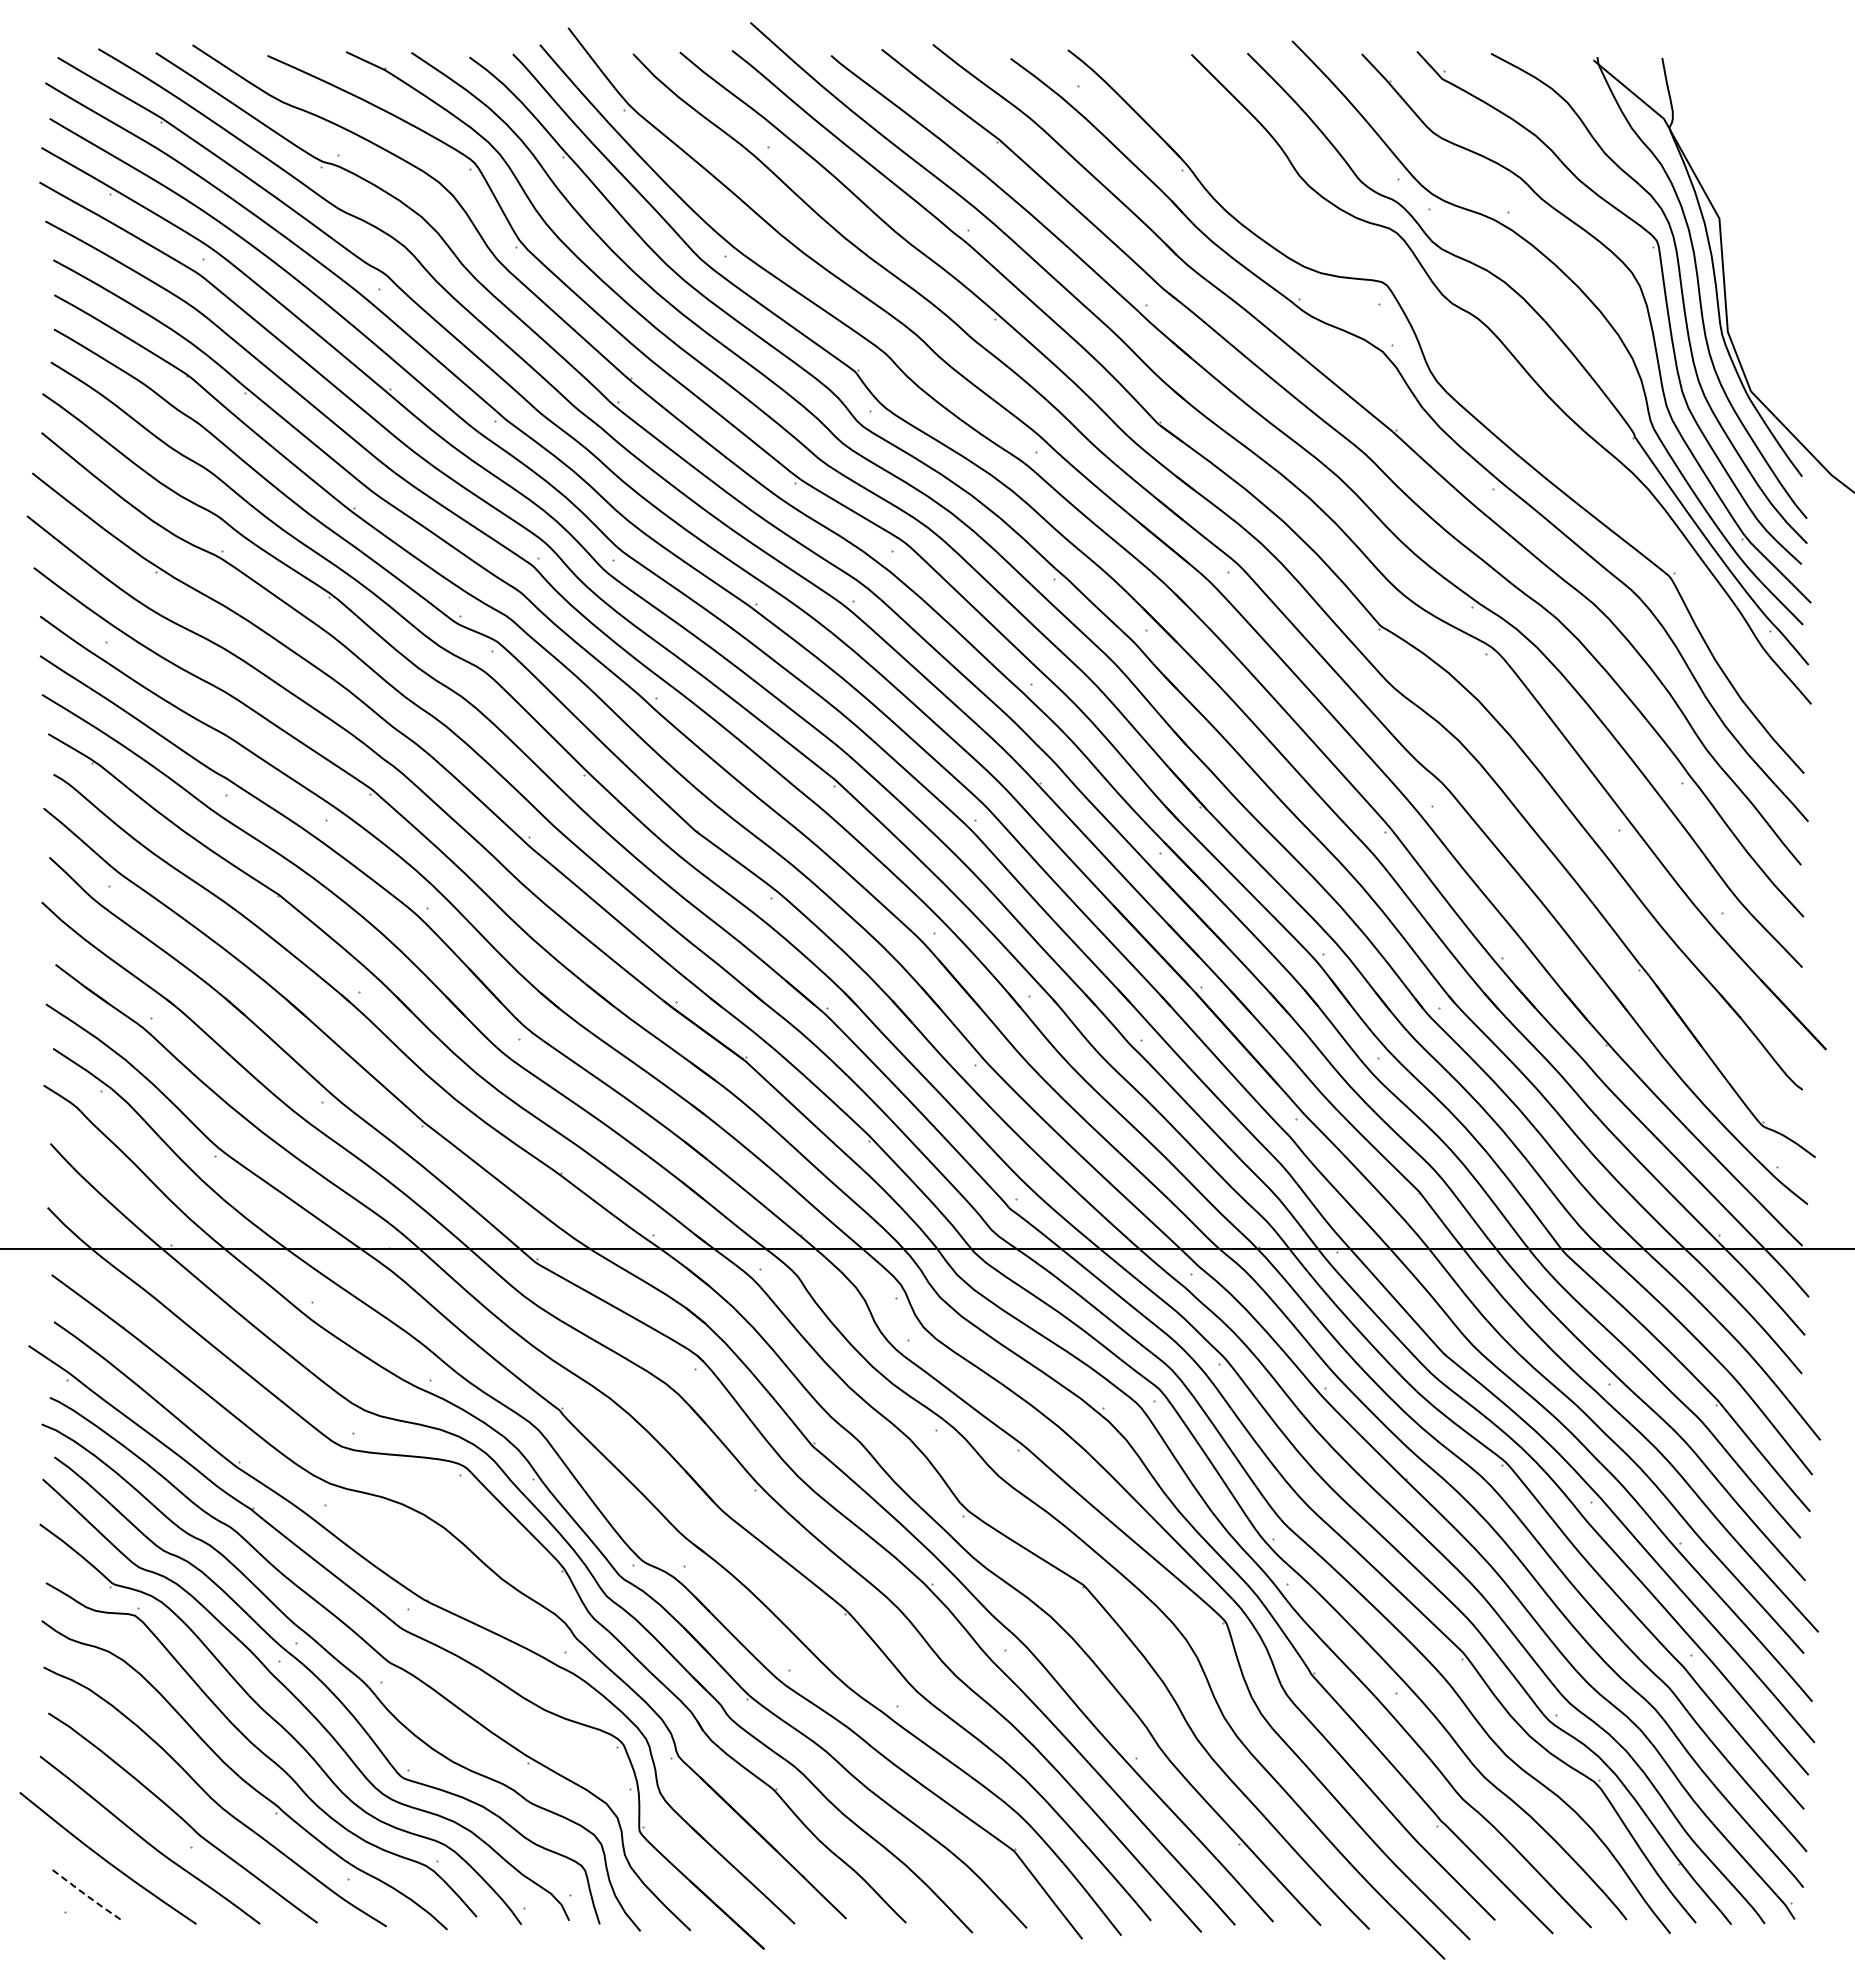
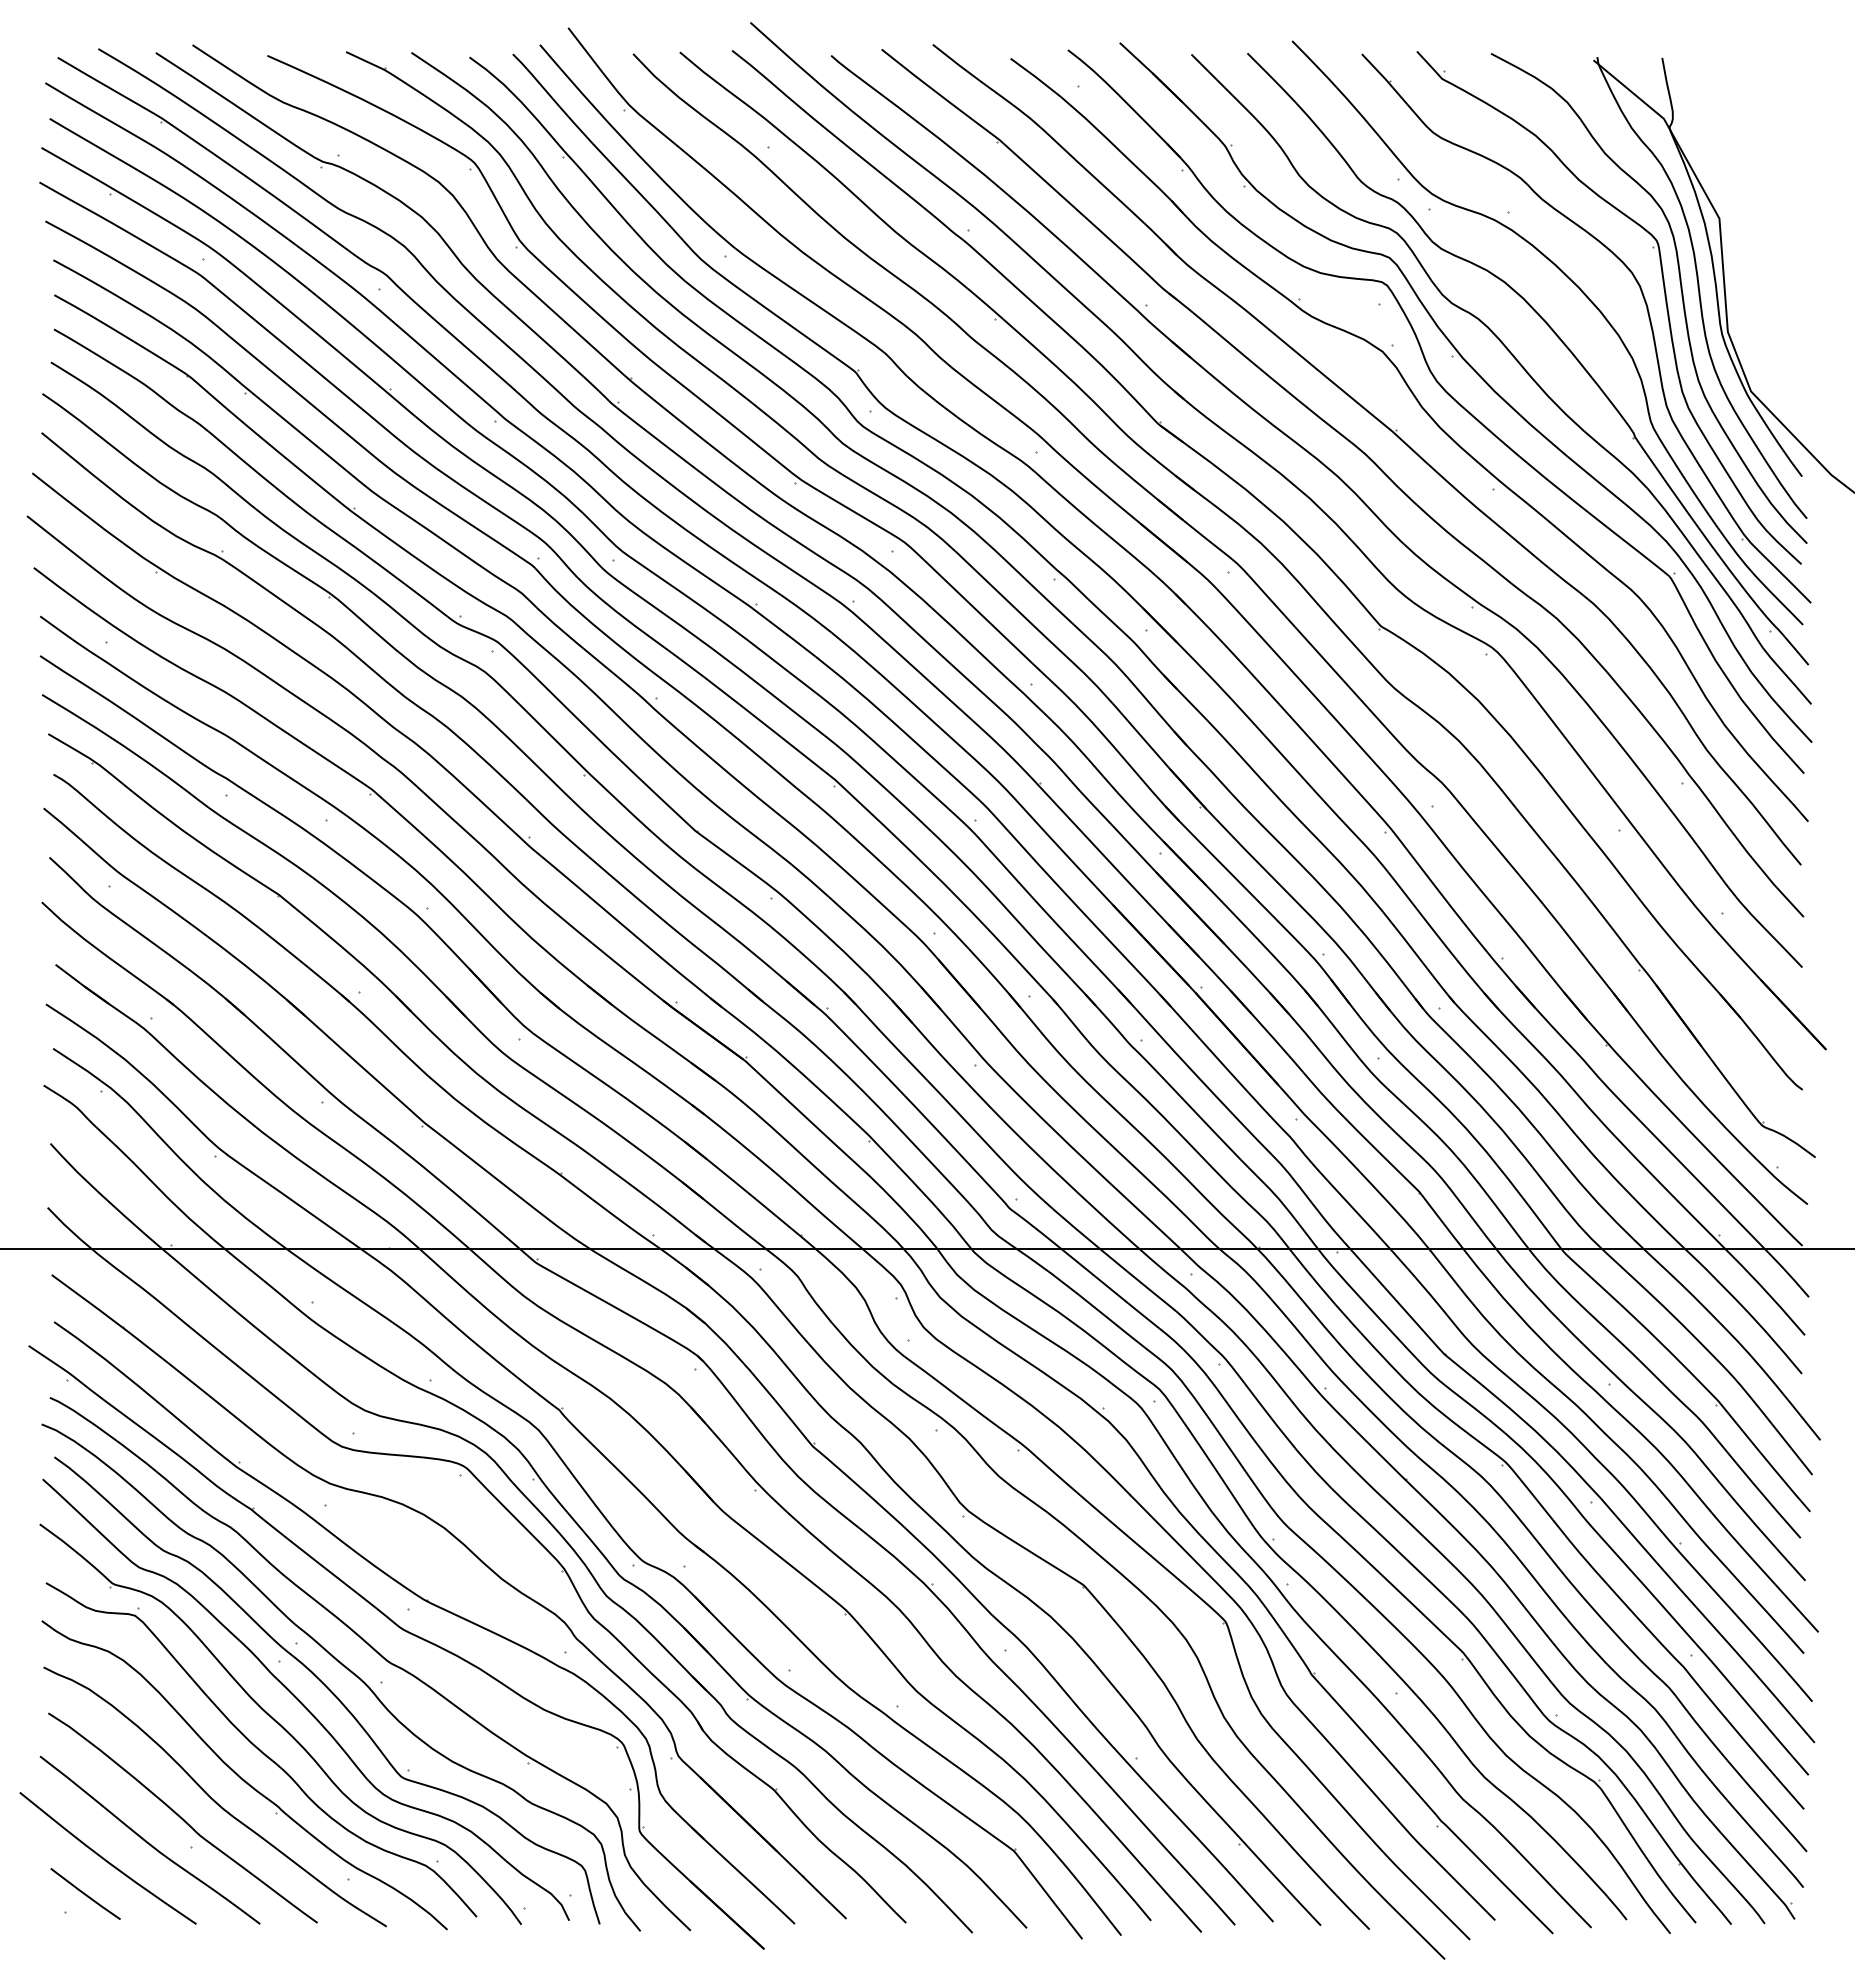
part: none -> present (1480, 378)
line: dashed -> solid (85, 1894)
